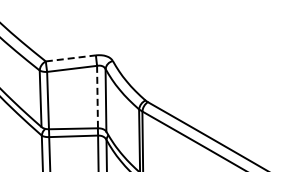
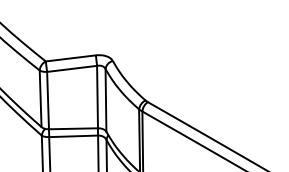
line: dashed -> solid (71, 58)
line: dashed -> solid (97, 97)
